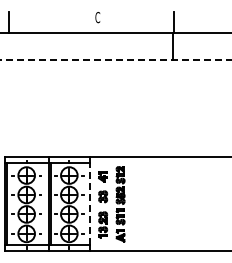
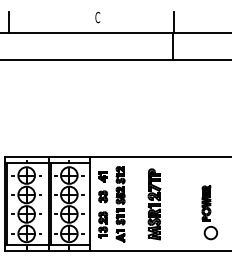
line: dashed -> solid (115, 59)
line: dashed -> solid (90, 203)
part: none -> present (154, 204)
part: none -> present (209, 212)
